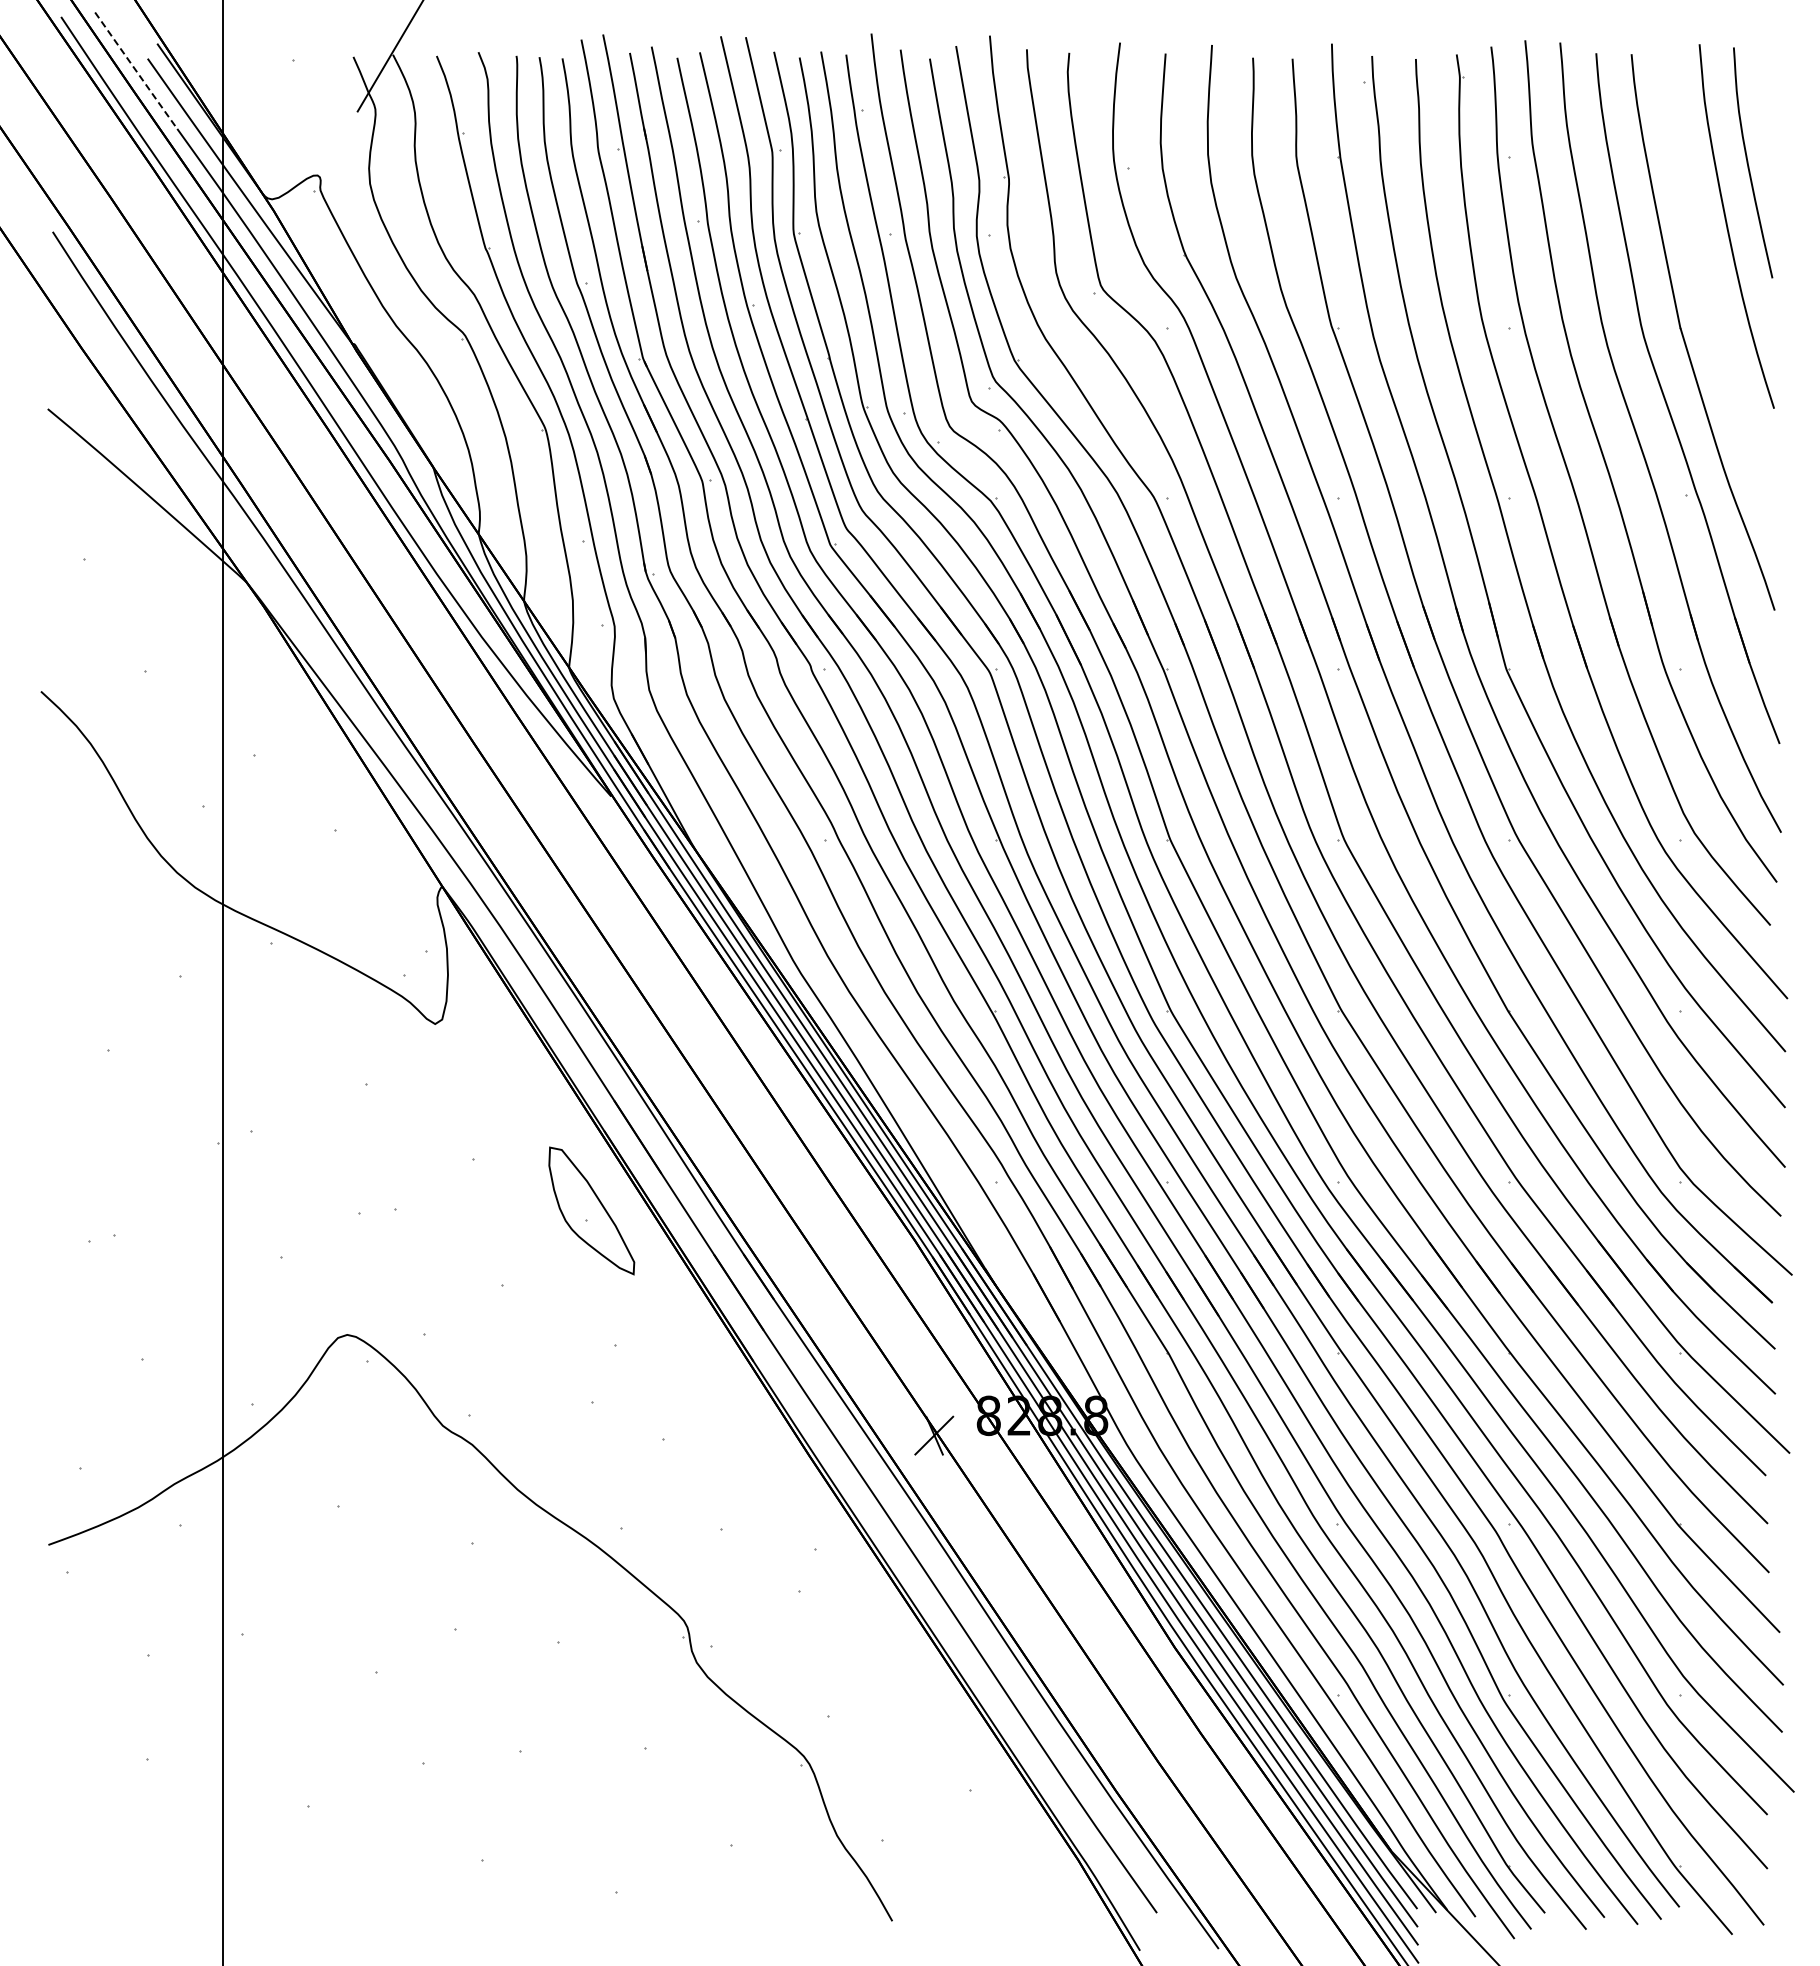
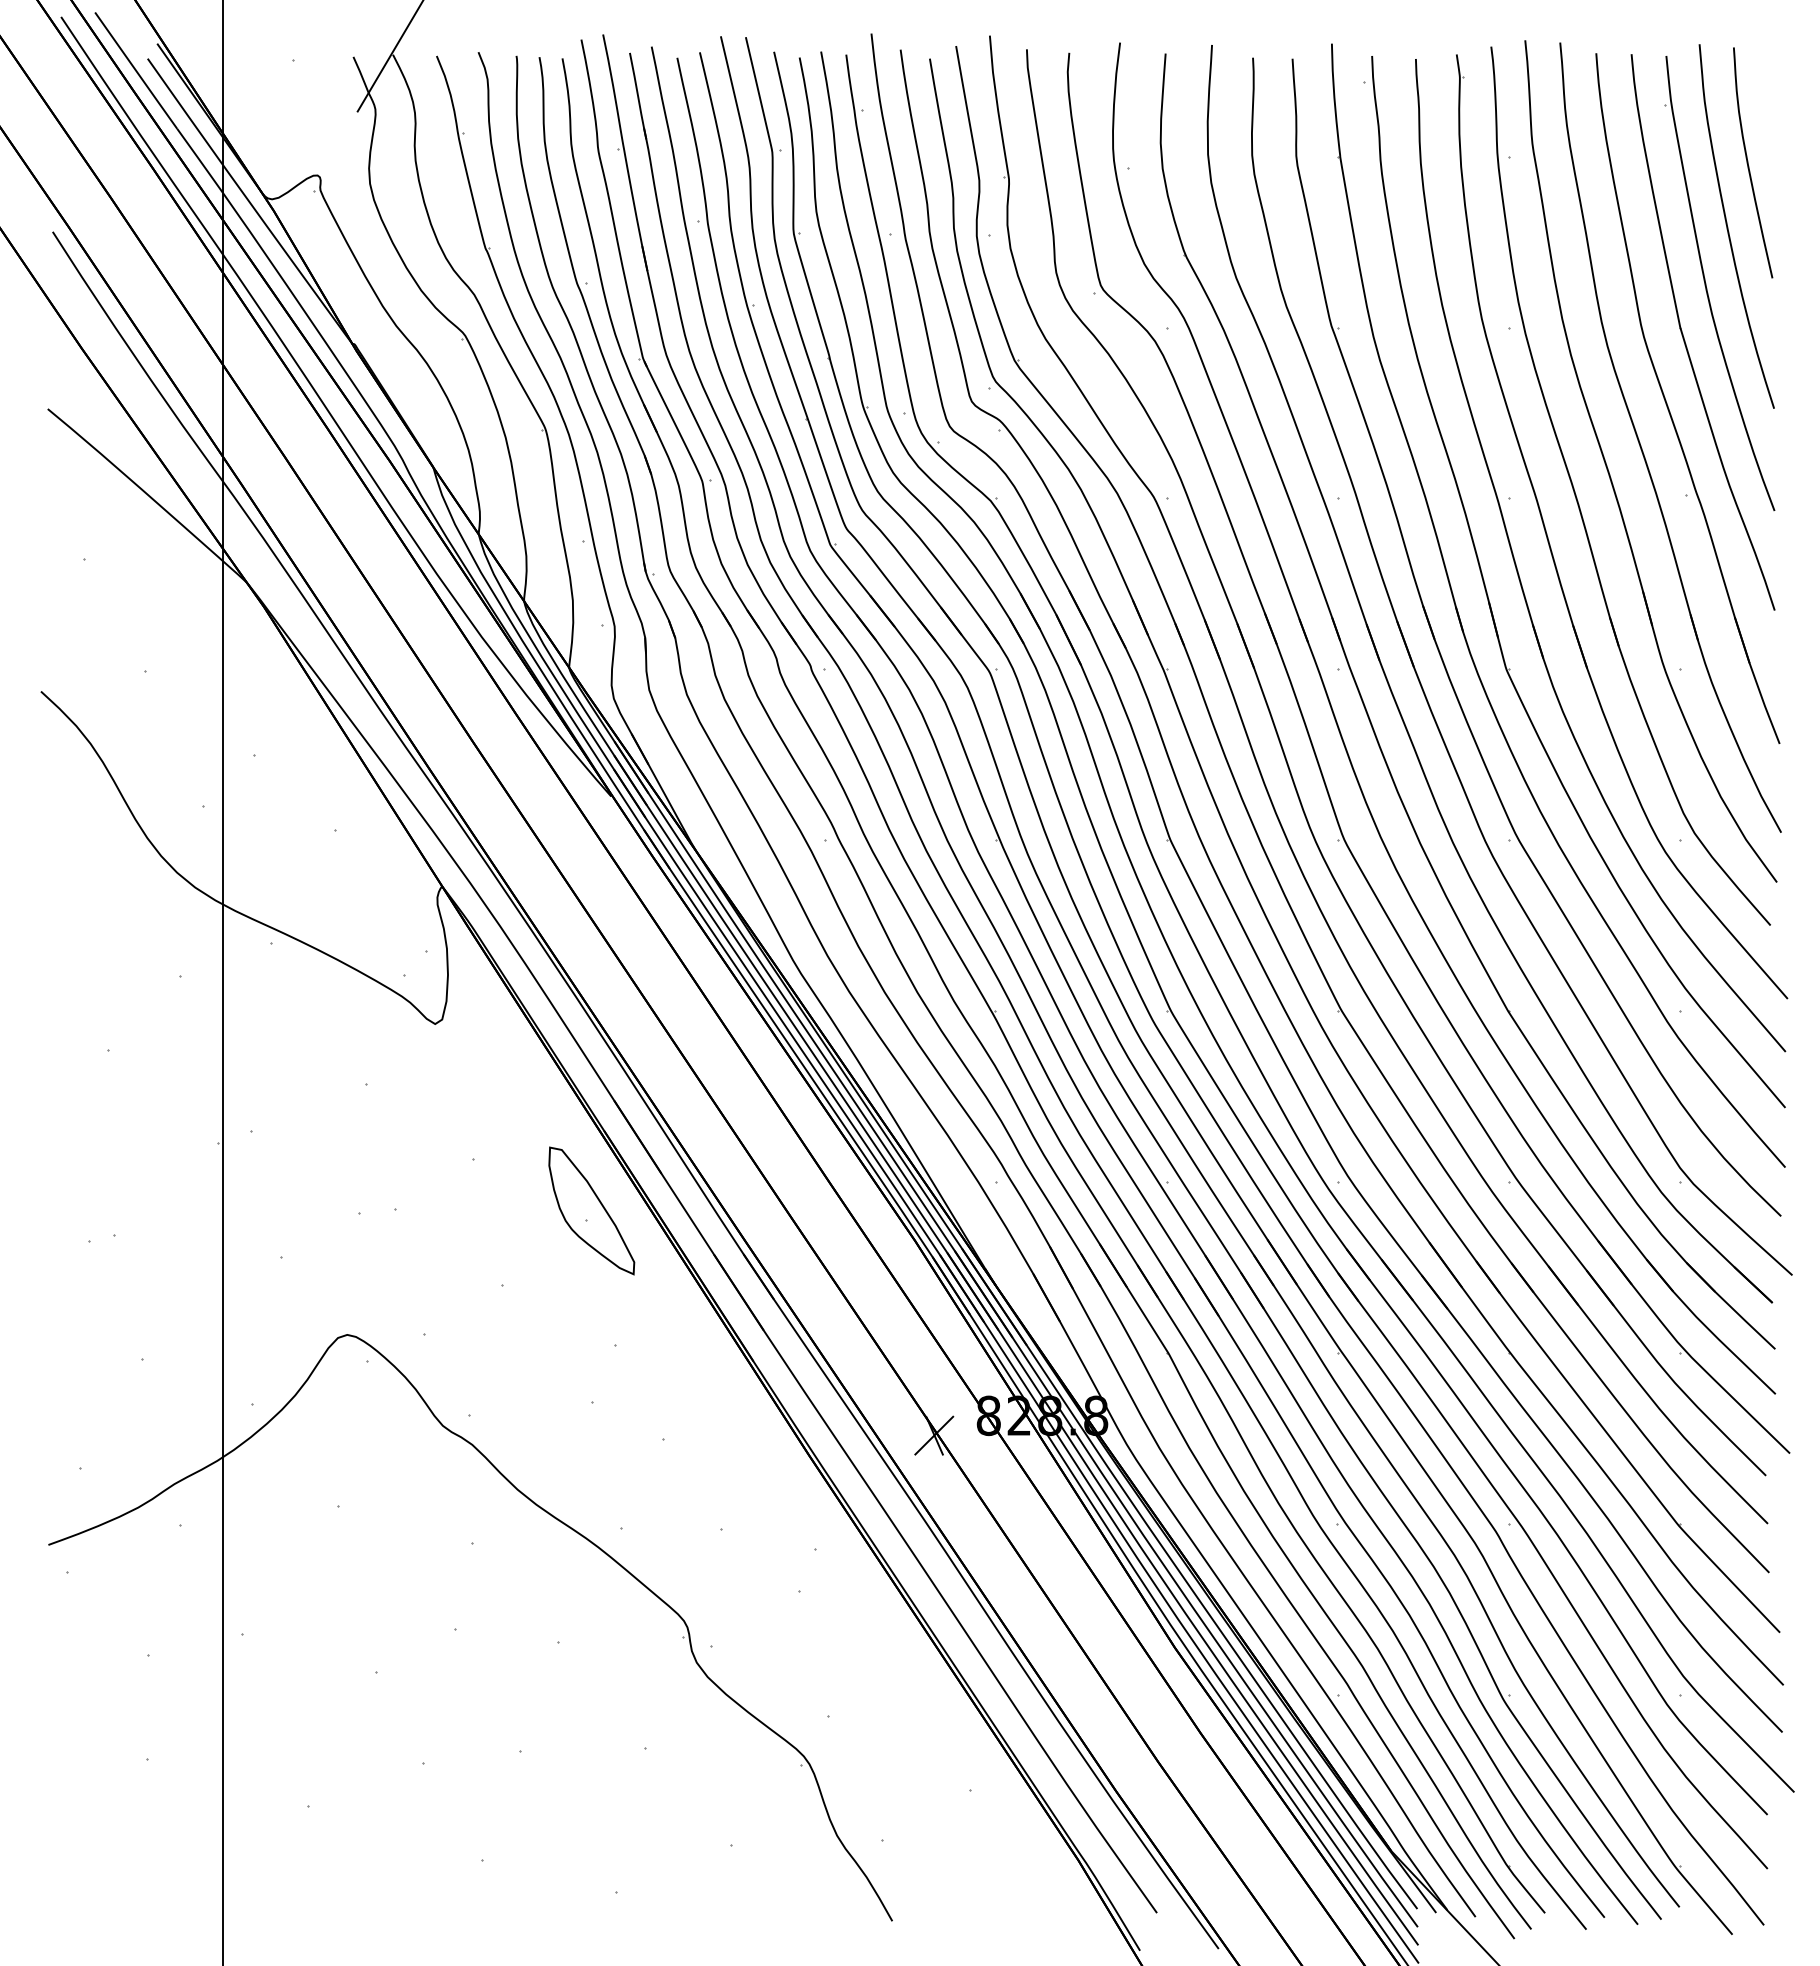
line: dashed -> solid (136, 71)
part: none -> present (1706, 283)
